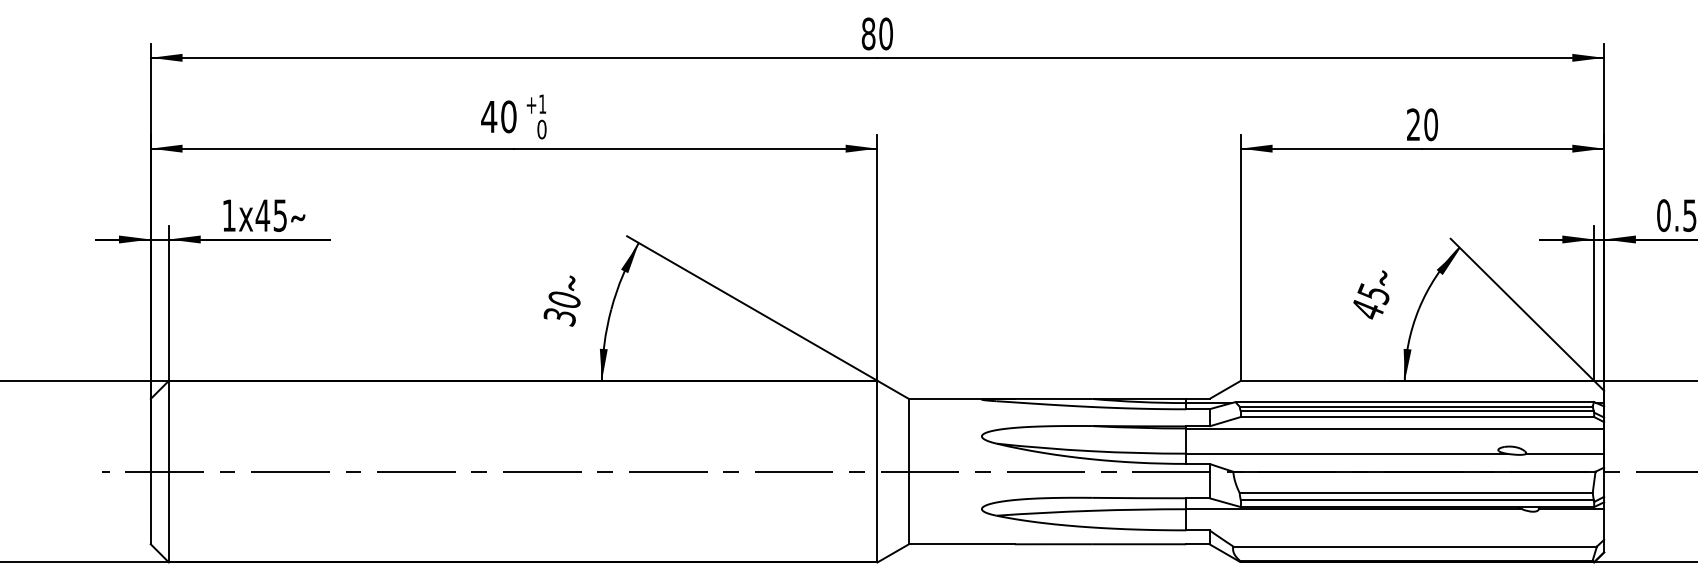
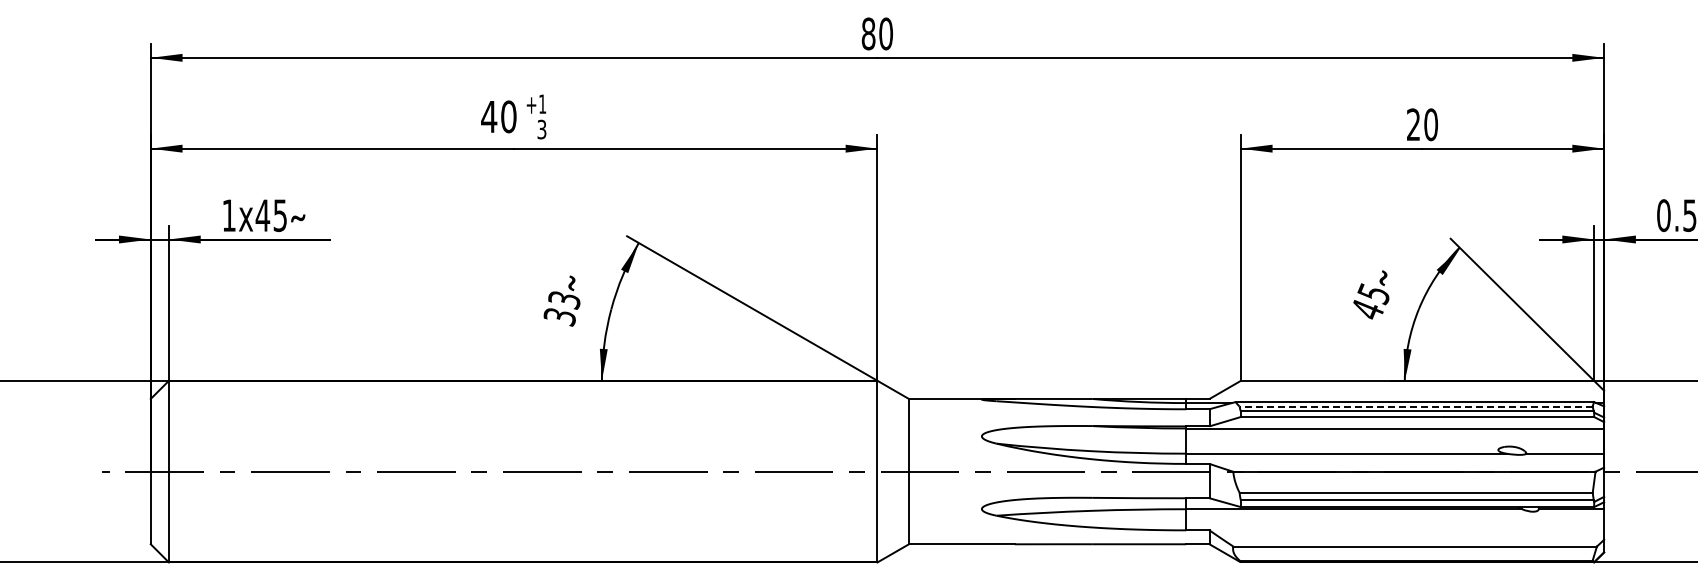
text: 0 -> 3 (541, 129)
text: 30 -> 33 (564, 300)
line: solid -> dashed (1416, 406)
